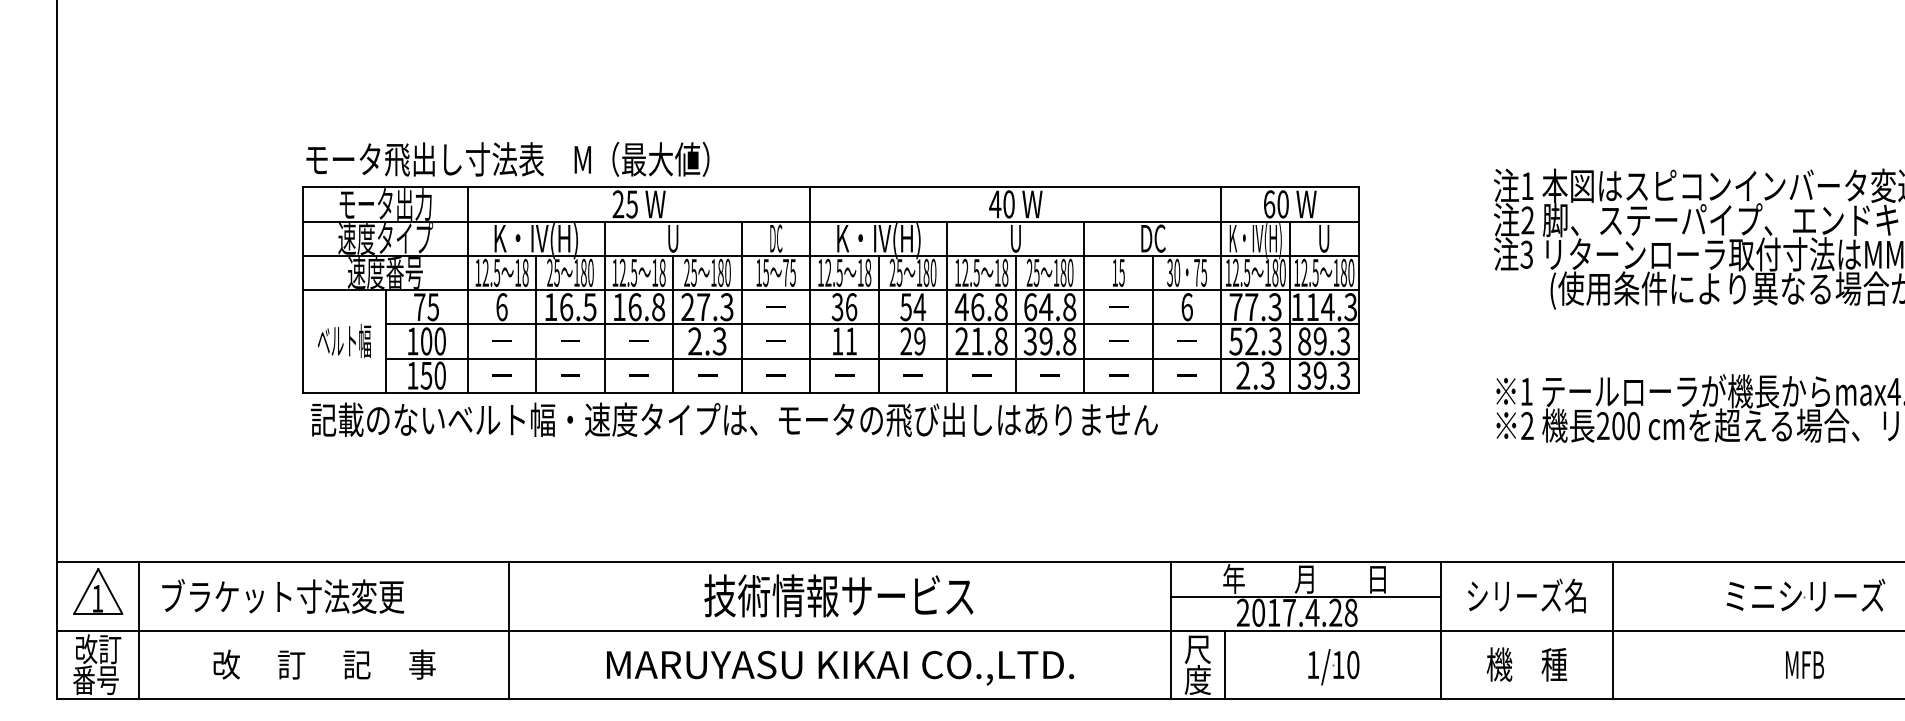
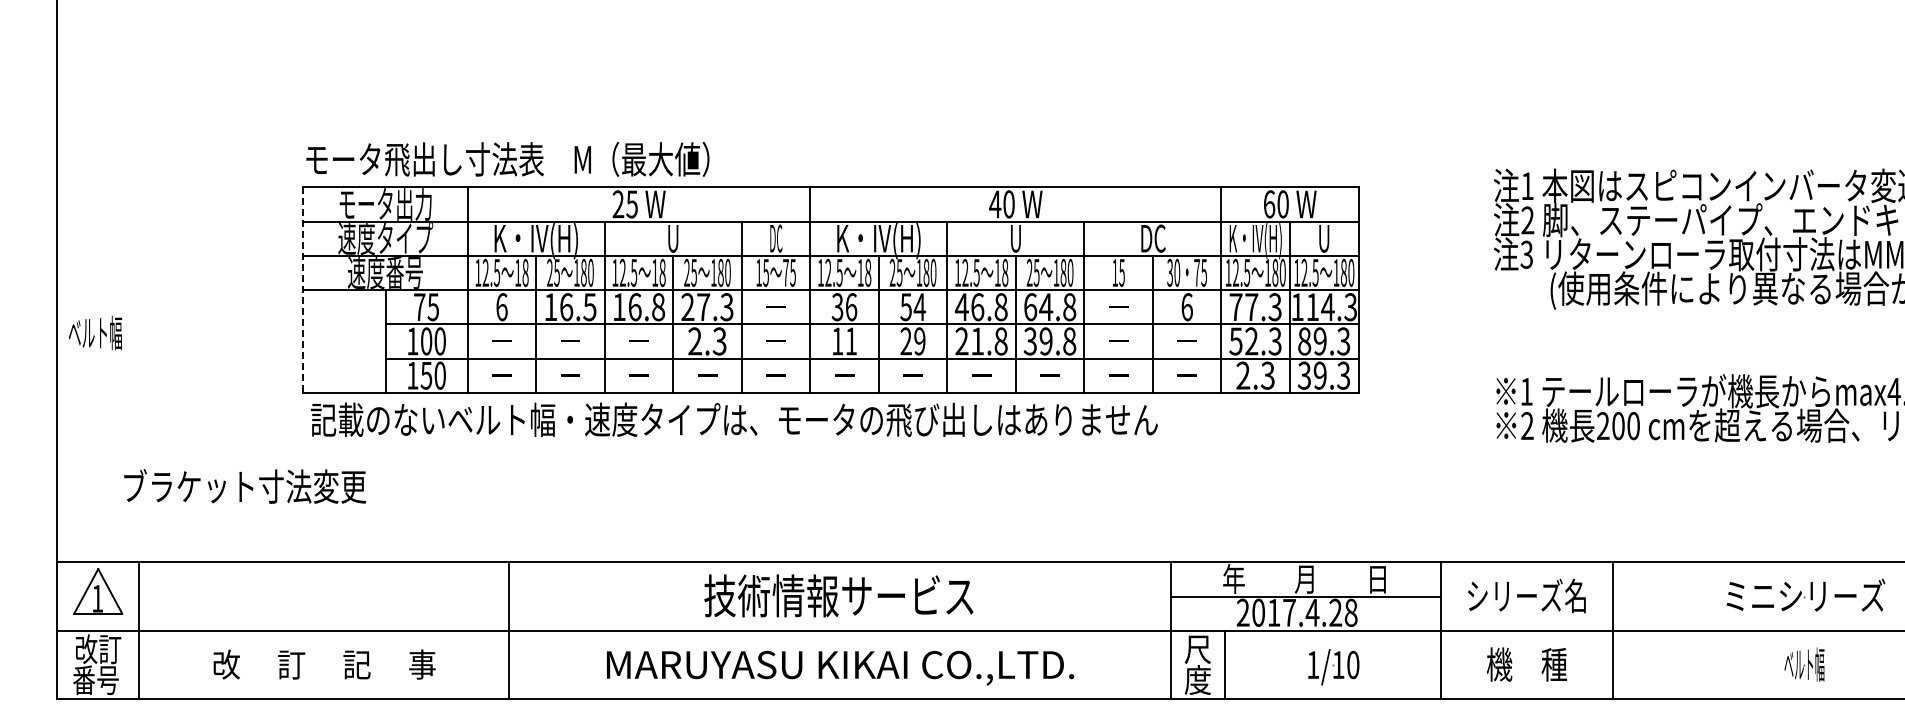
line: solid -> dashed (303, 290)
text position: (344, 340) -> (95, 332) (95, 332)
text position: (283, 596) -> (245, 486) (245, 486)
text: MFB -> ベルト幅 (1804, 664)
